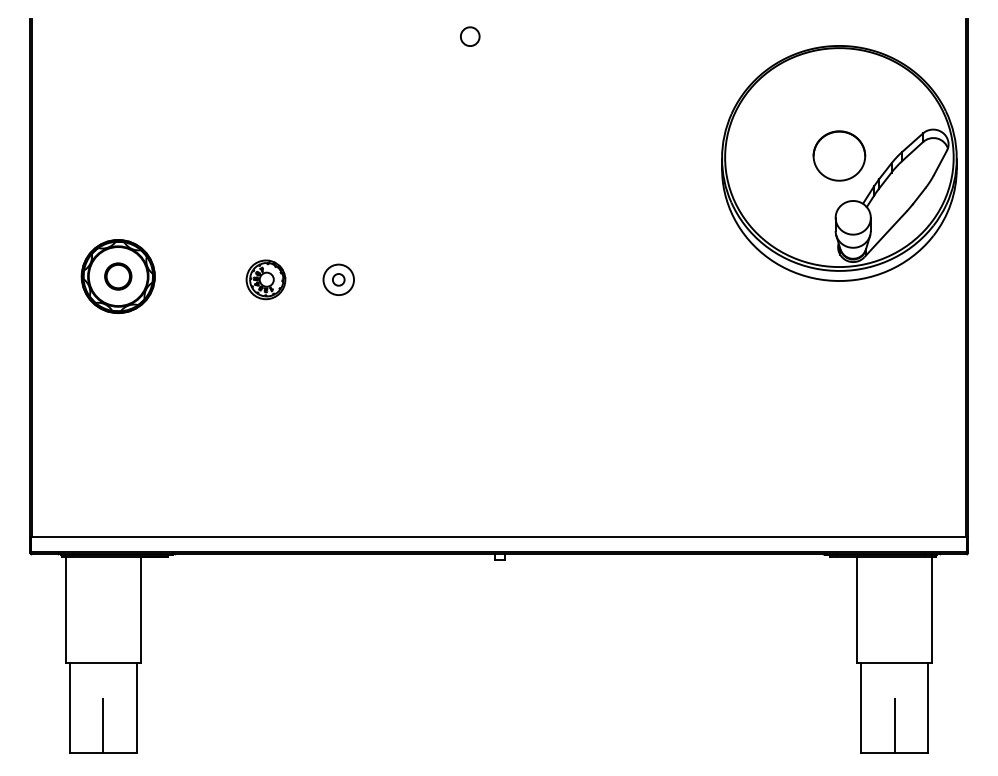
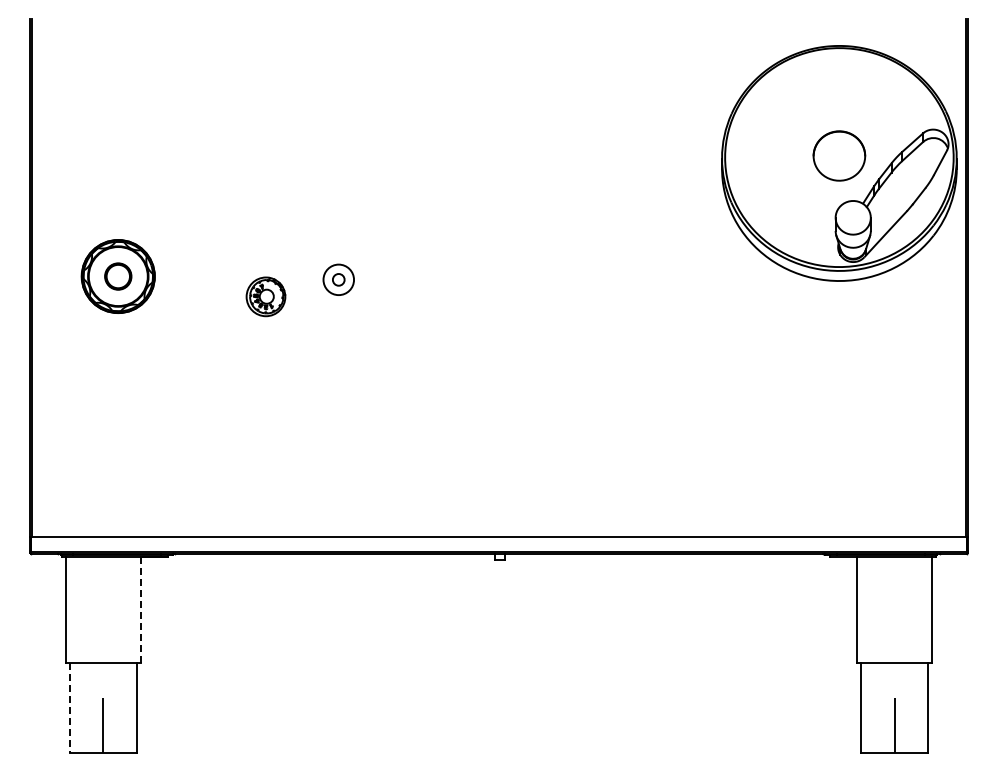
circle: present -> none (470, 36)
part position: (265, 279) -> (265, 296) (265, 296)
line: solid -> dashed (140, 609)
line: solid -> dashed (70, 708)
